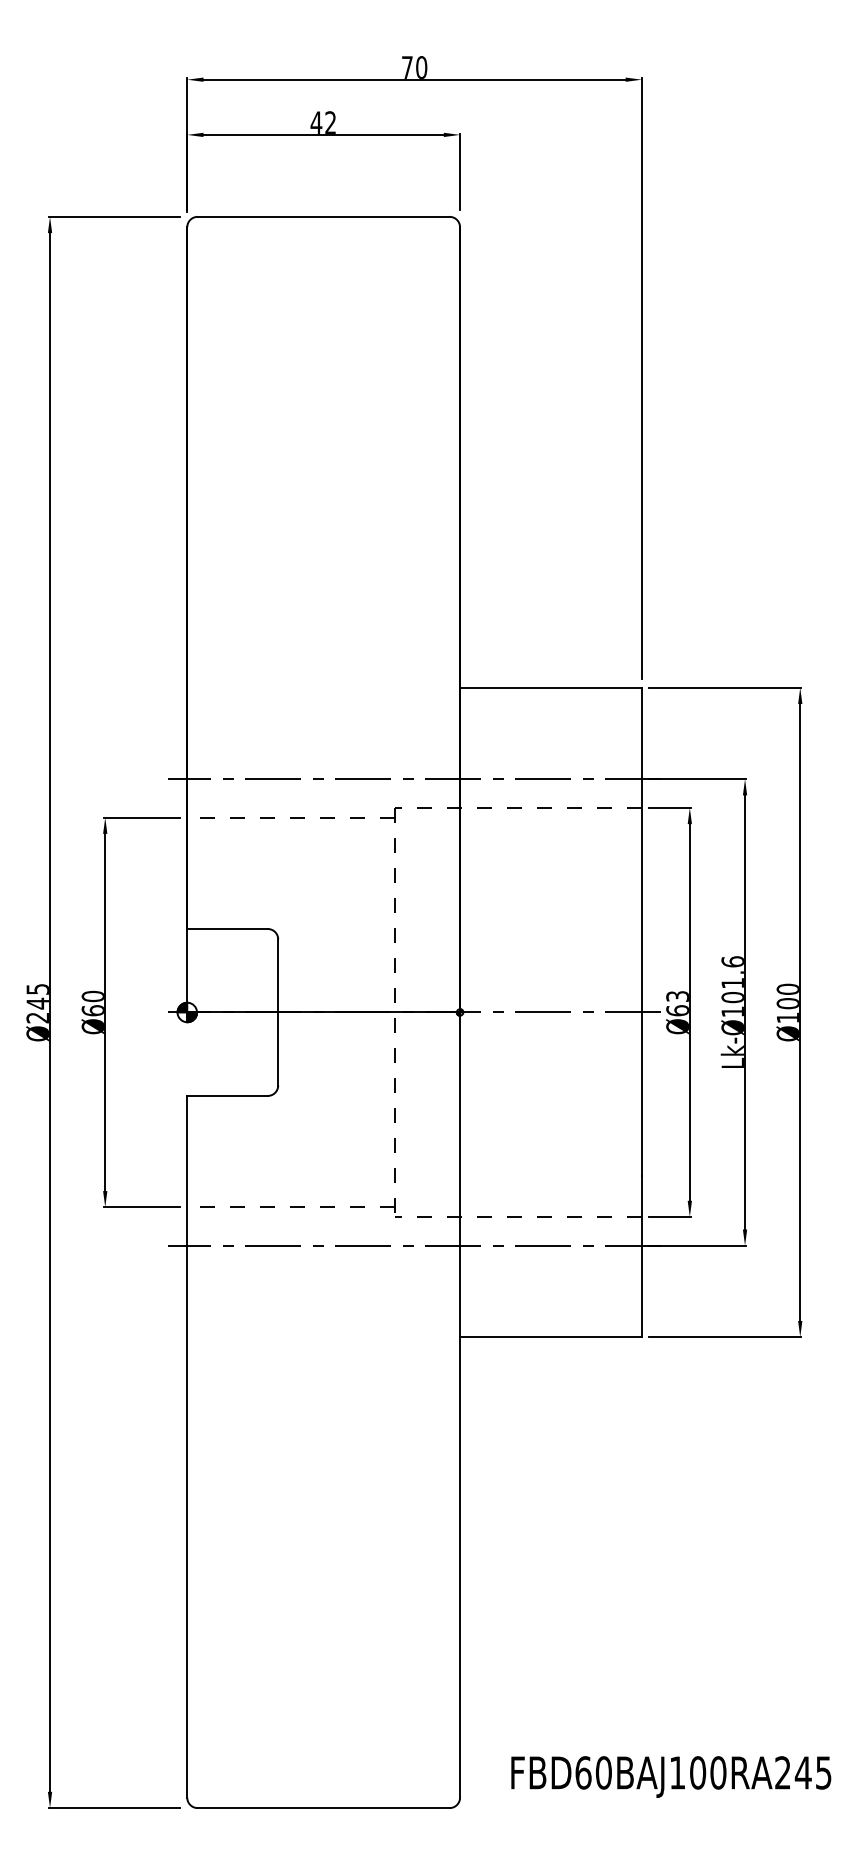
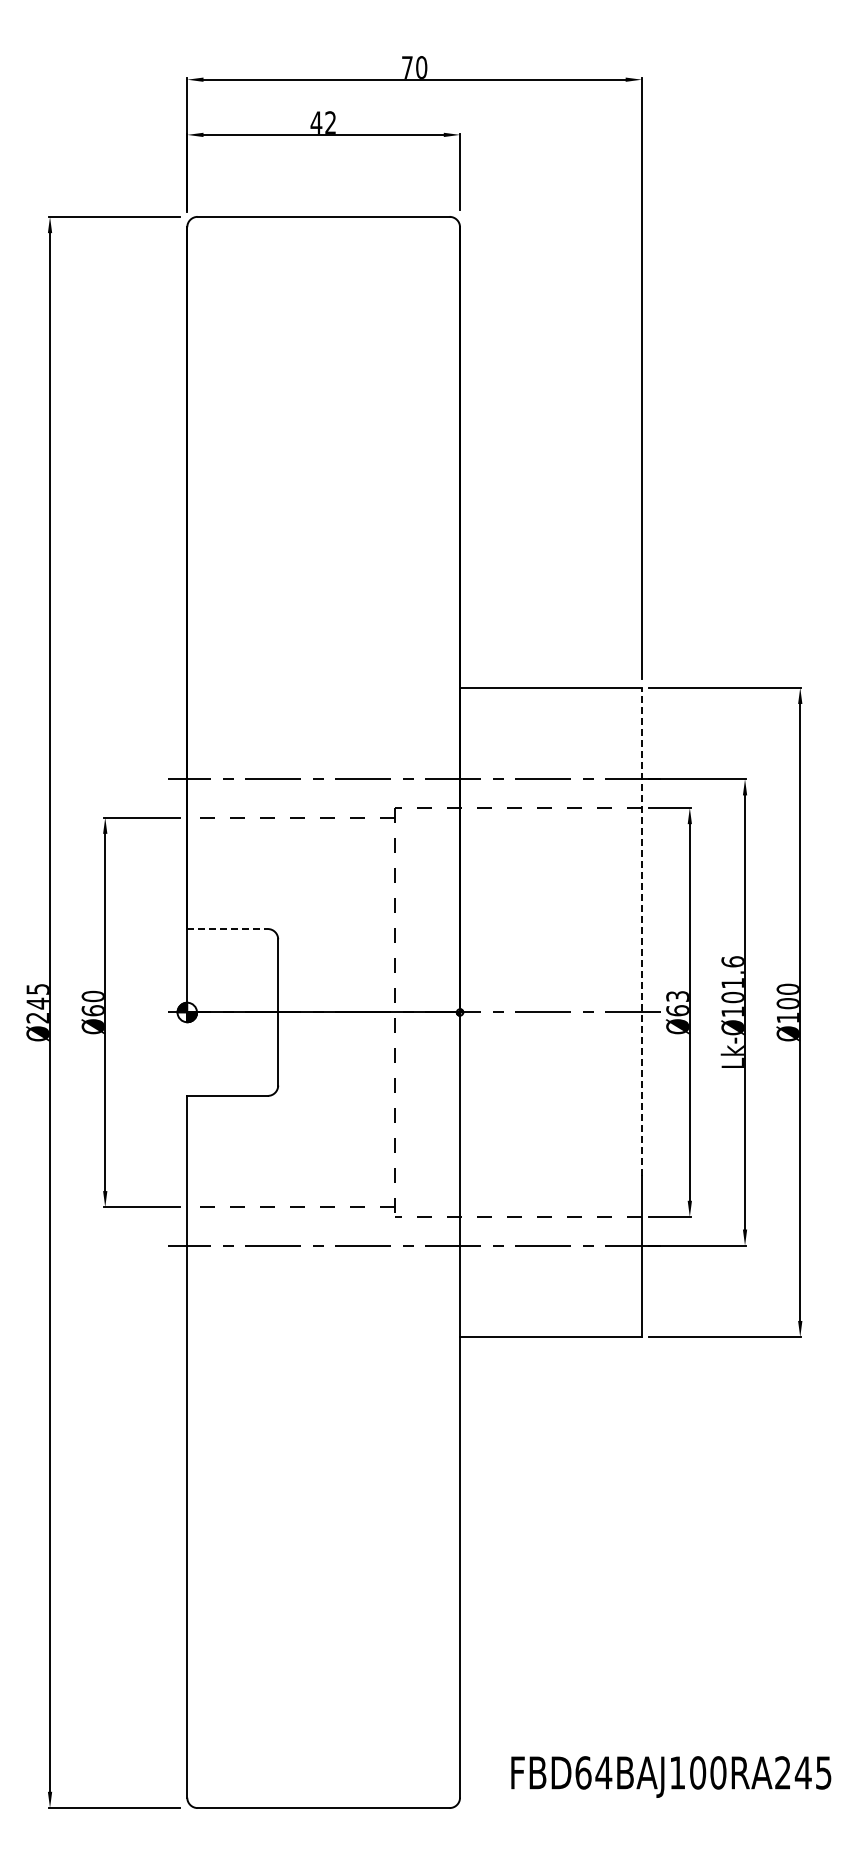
line: solid -> dashed (228, 929)
line: solid -> dashed (641, 931)
text: FBD60BAJ100RA245 -> FBD64BAJ100RA245 (603, 1772)
